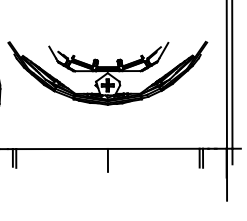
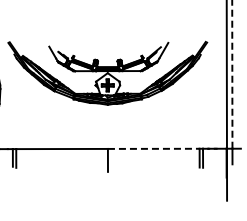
line: solid -> dashed (232, 74)
line: solid -> dashed (153, 148)
